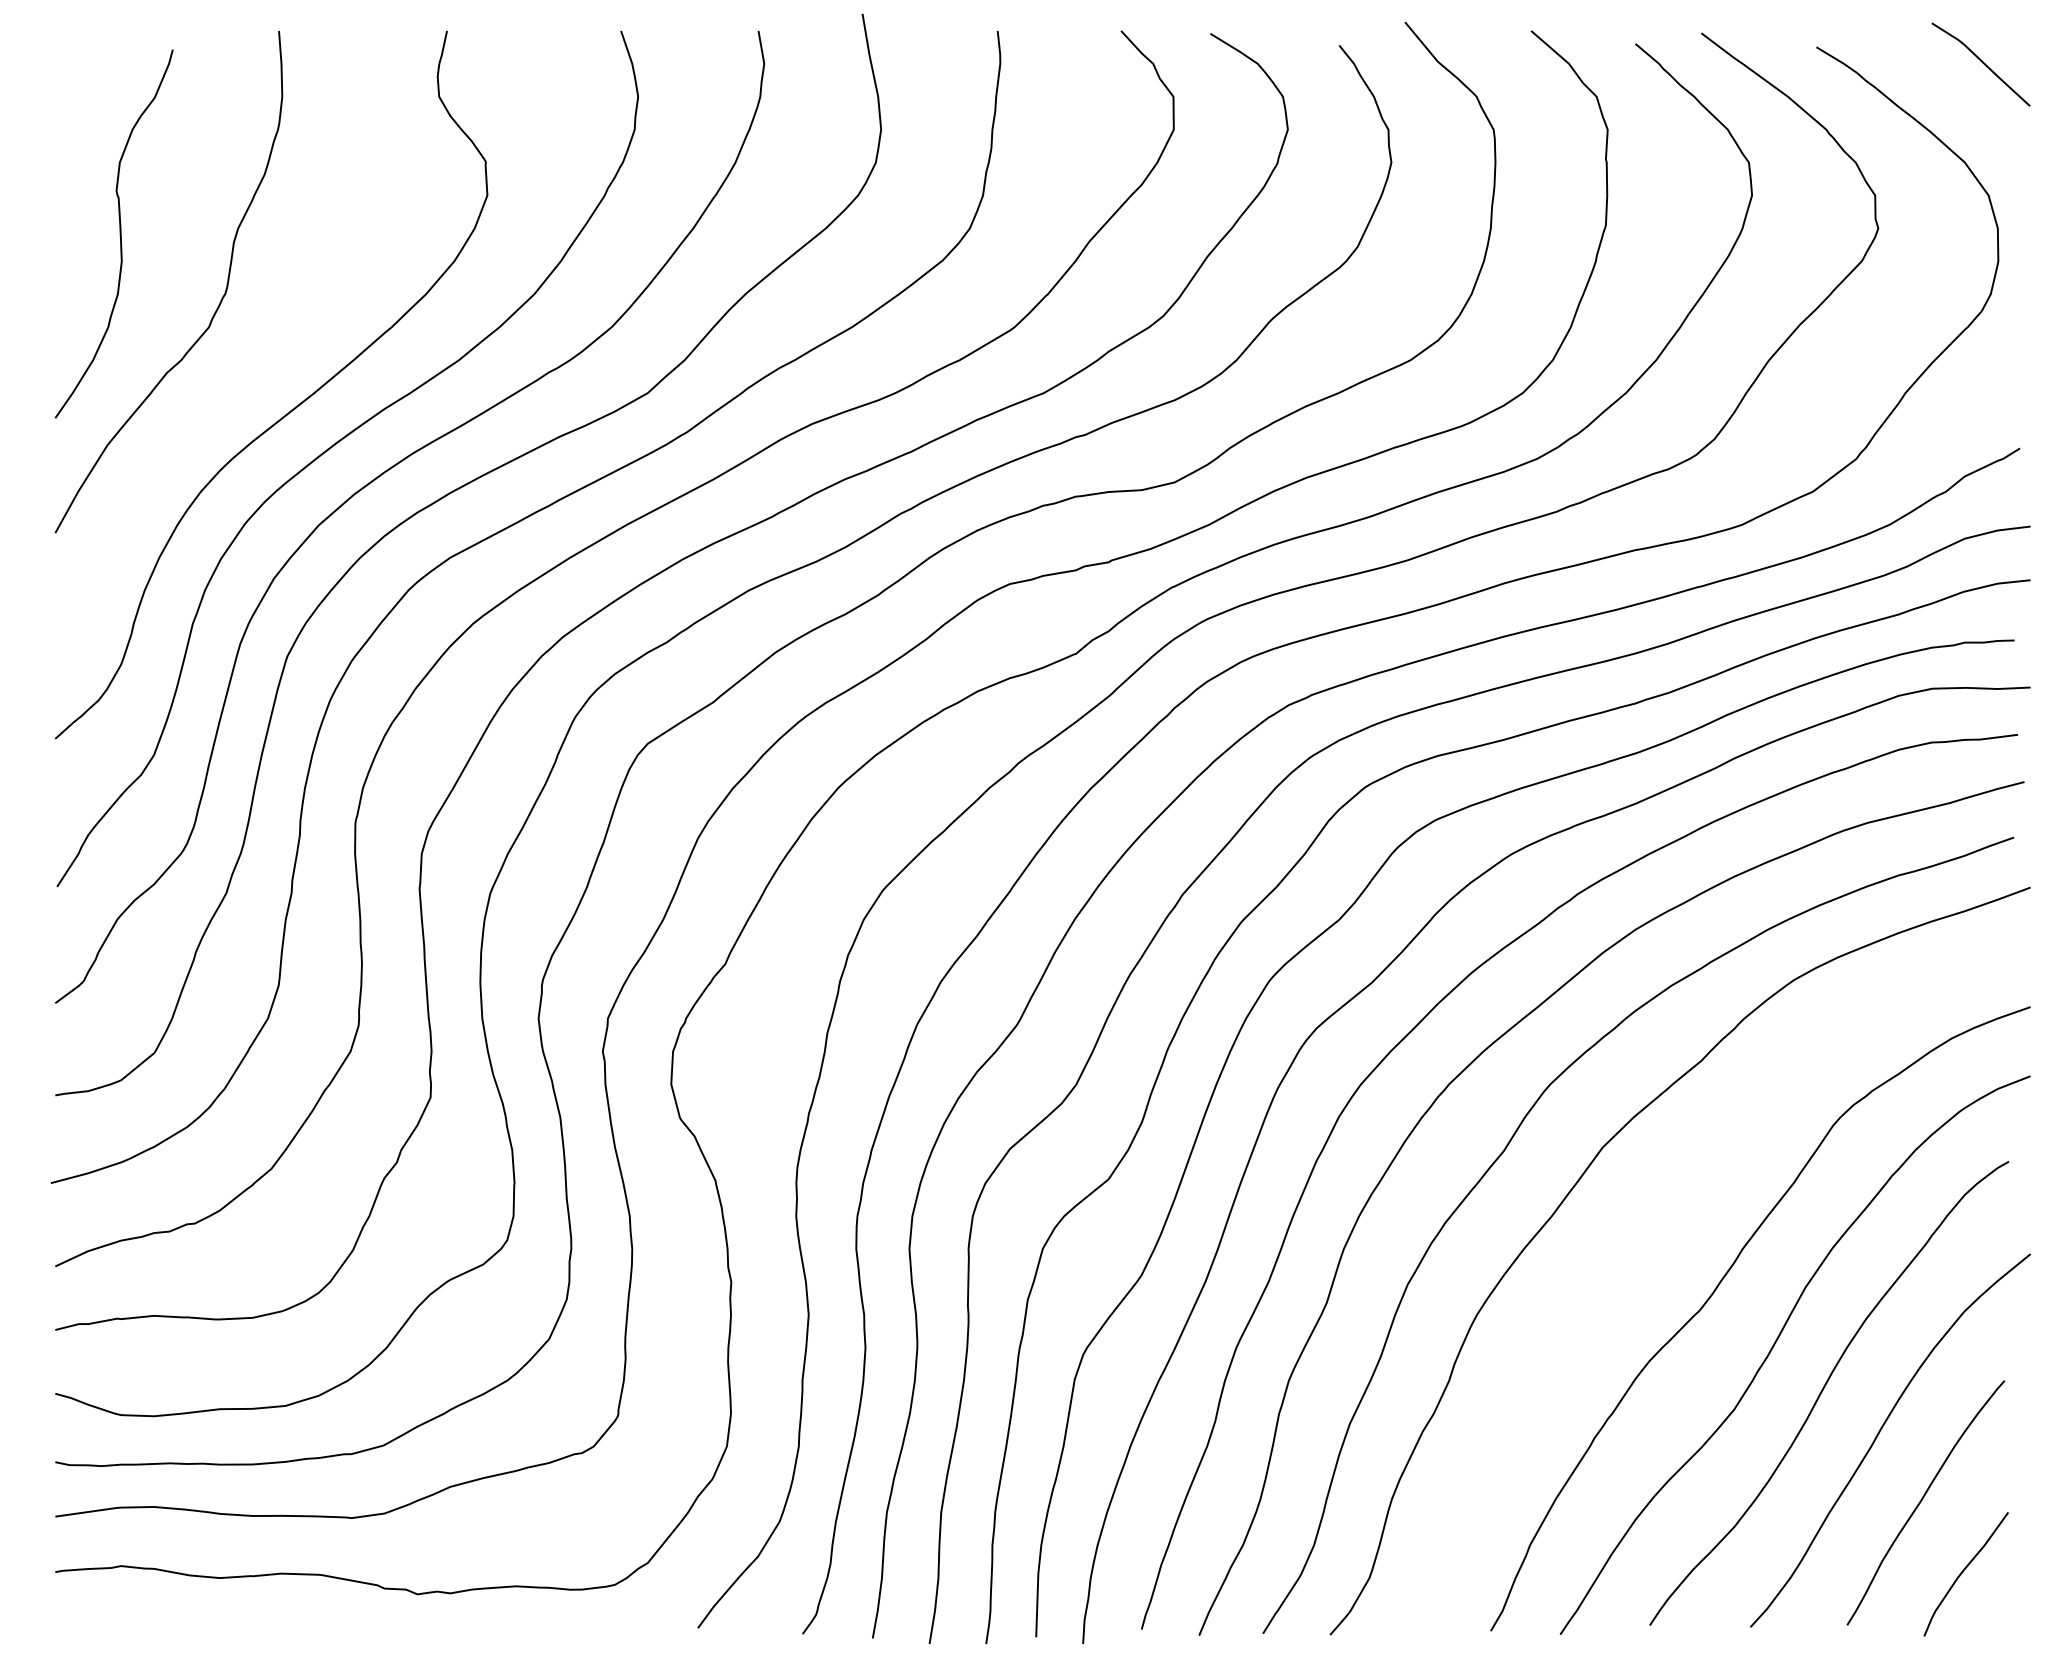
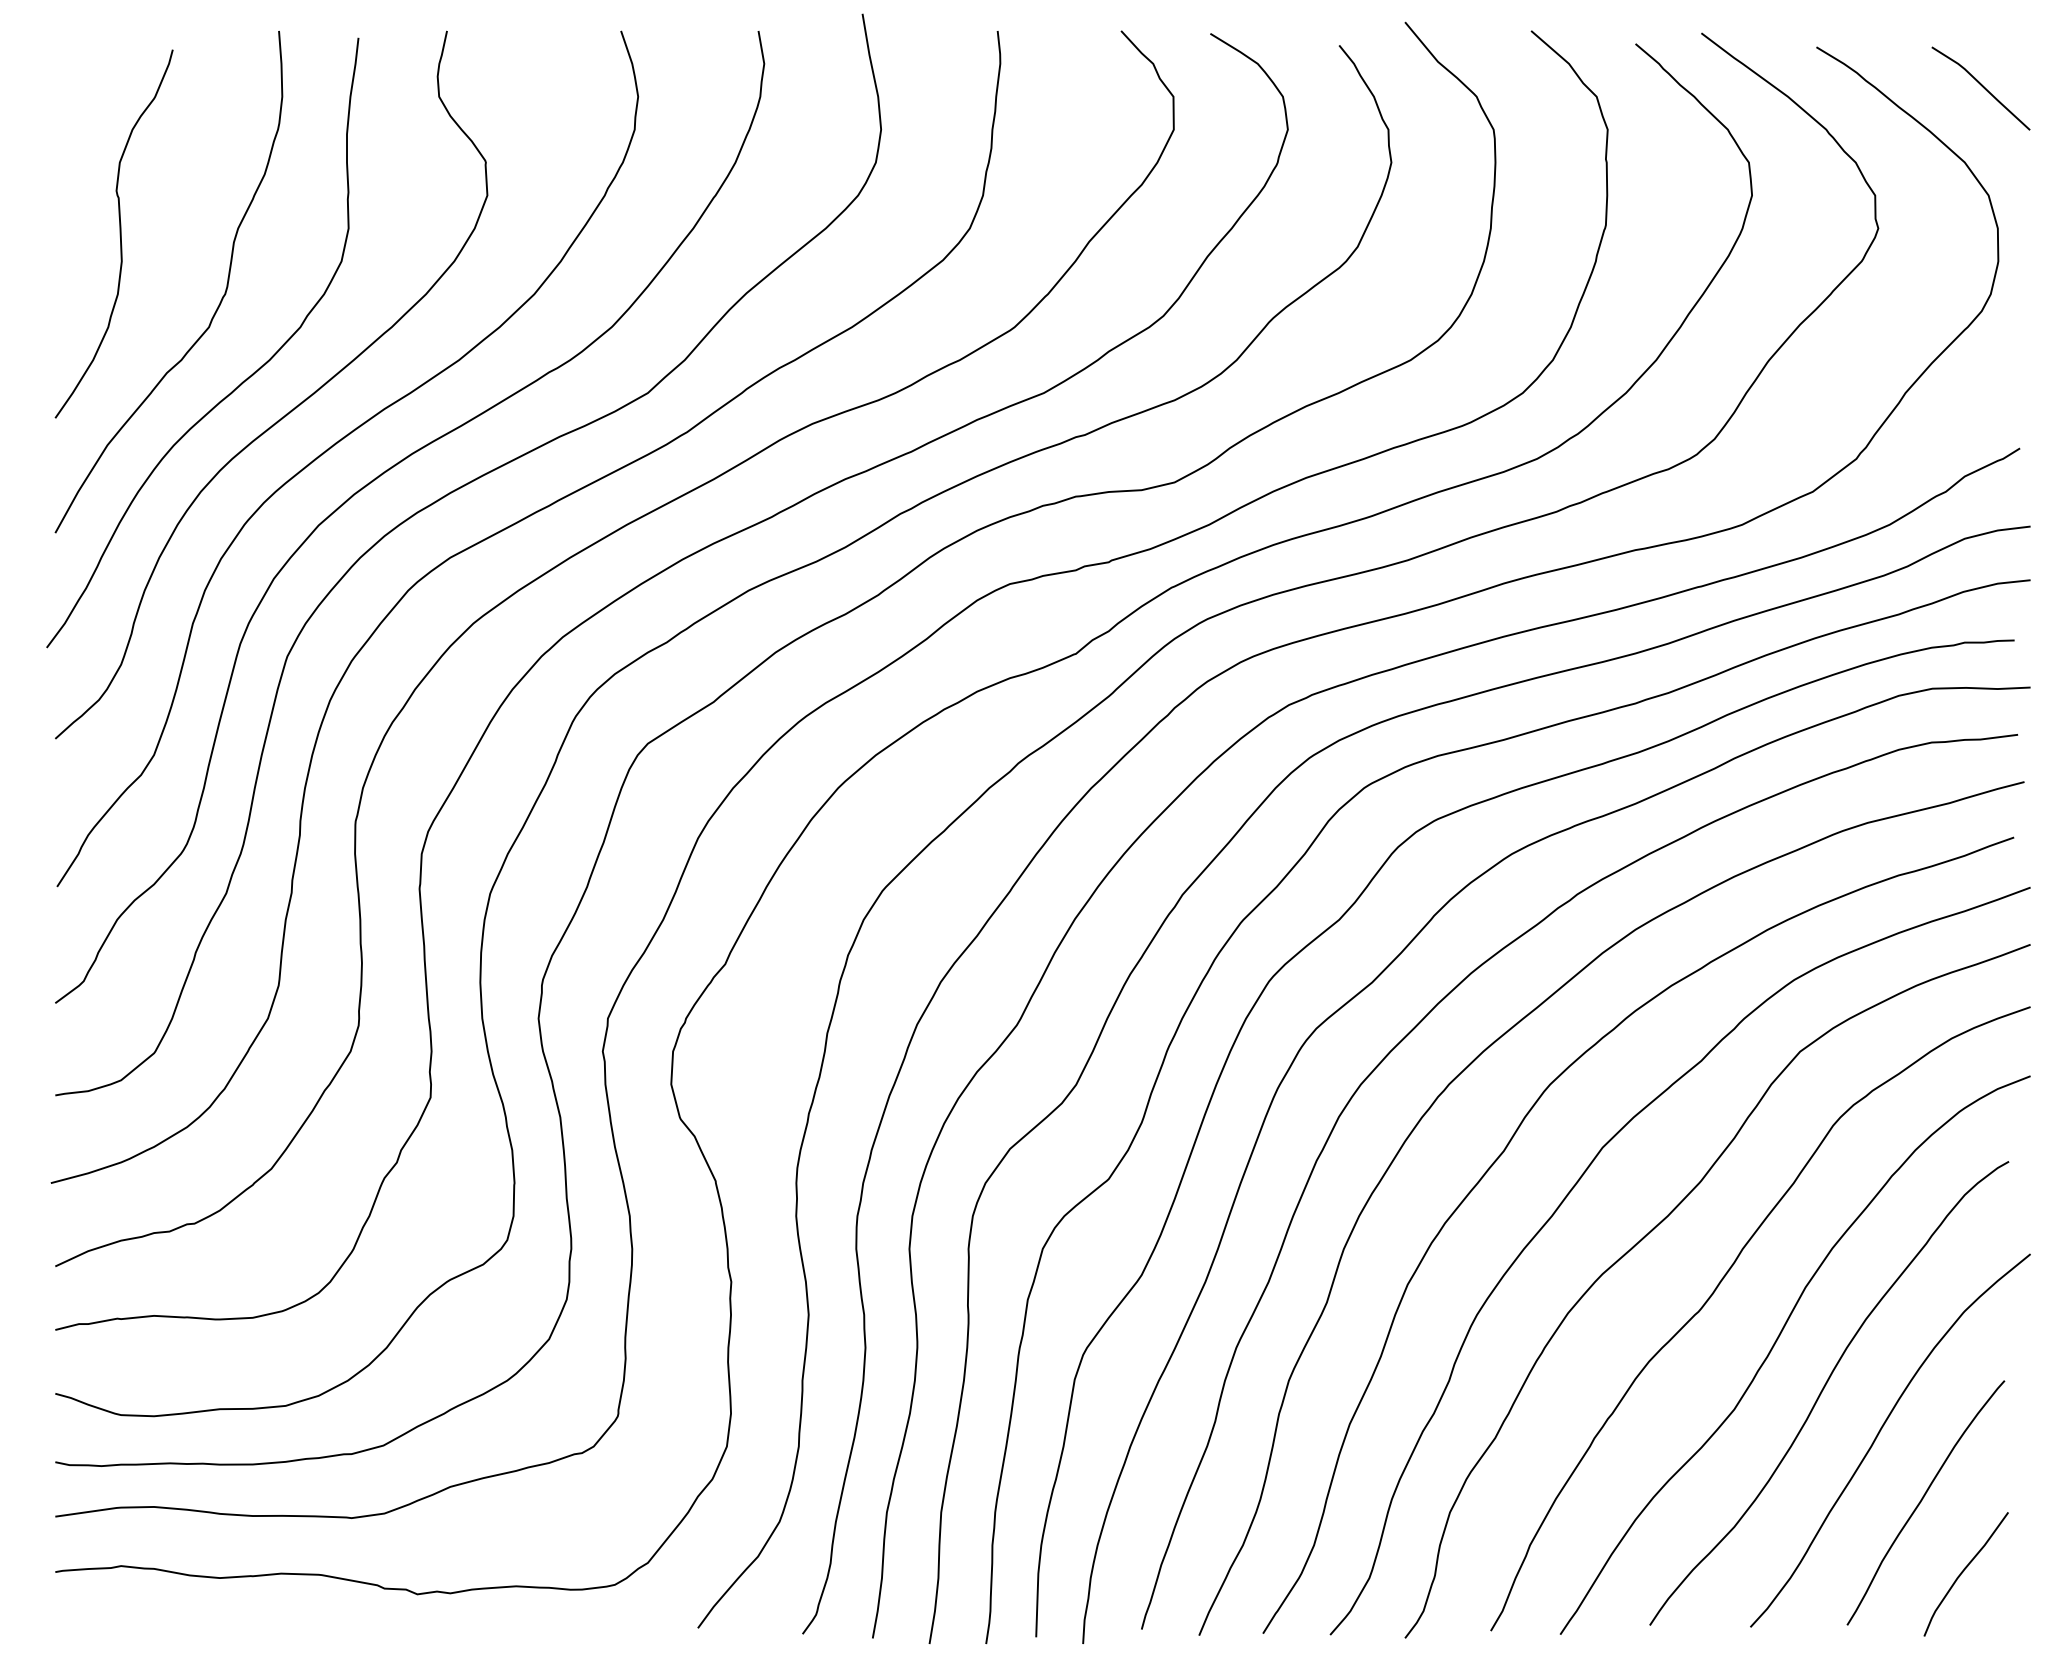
line position: (1981, 62) -> (1981, 86) (1981, 86)
curve: none -> present (242, 381)
curve: none -> present (1661, 1223)
